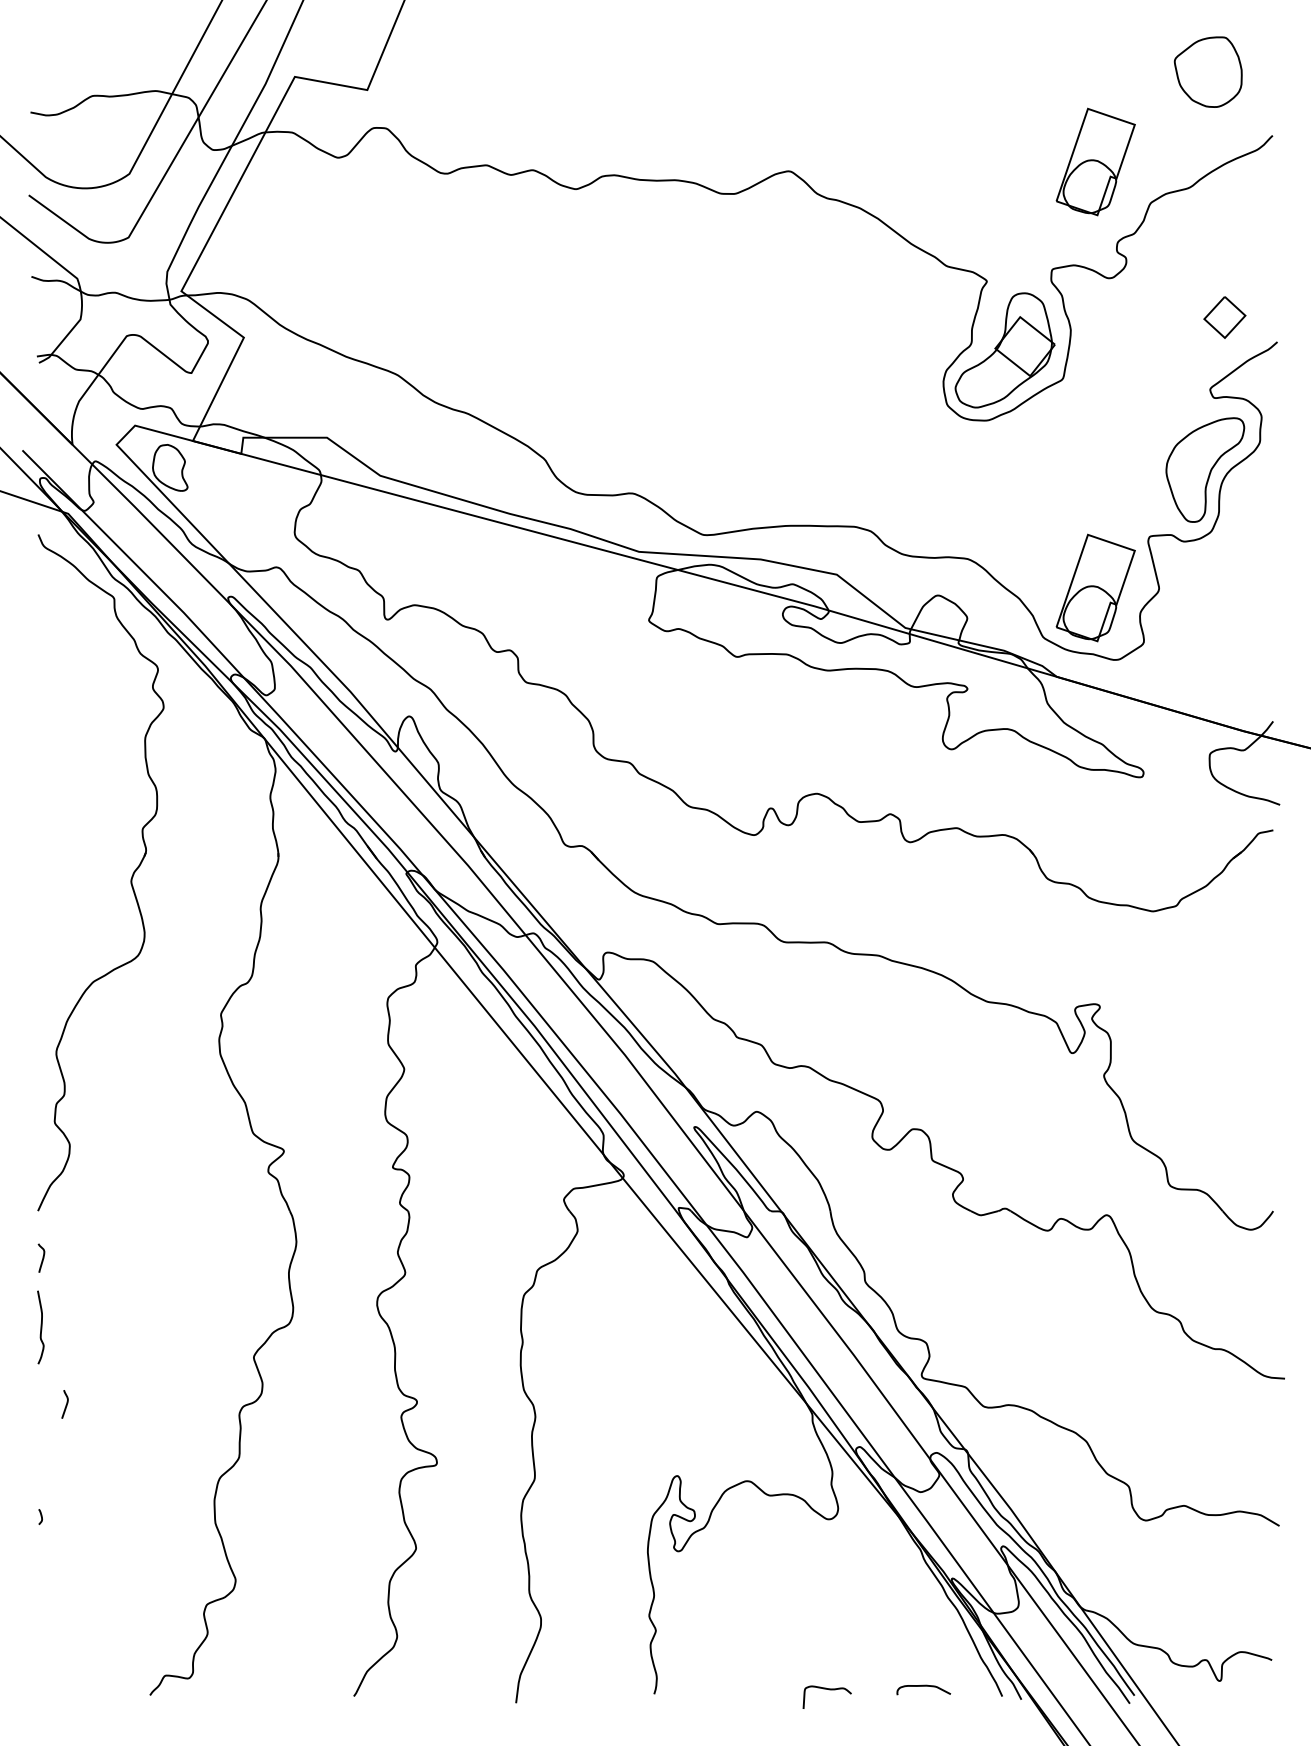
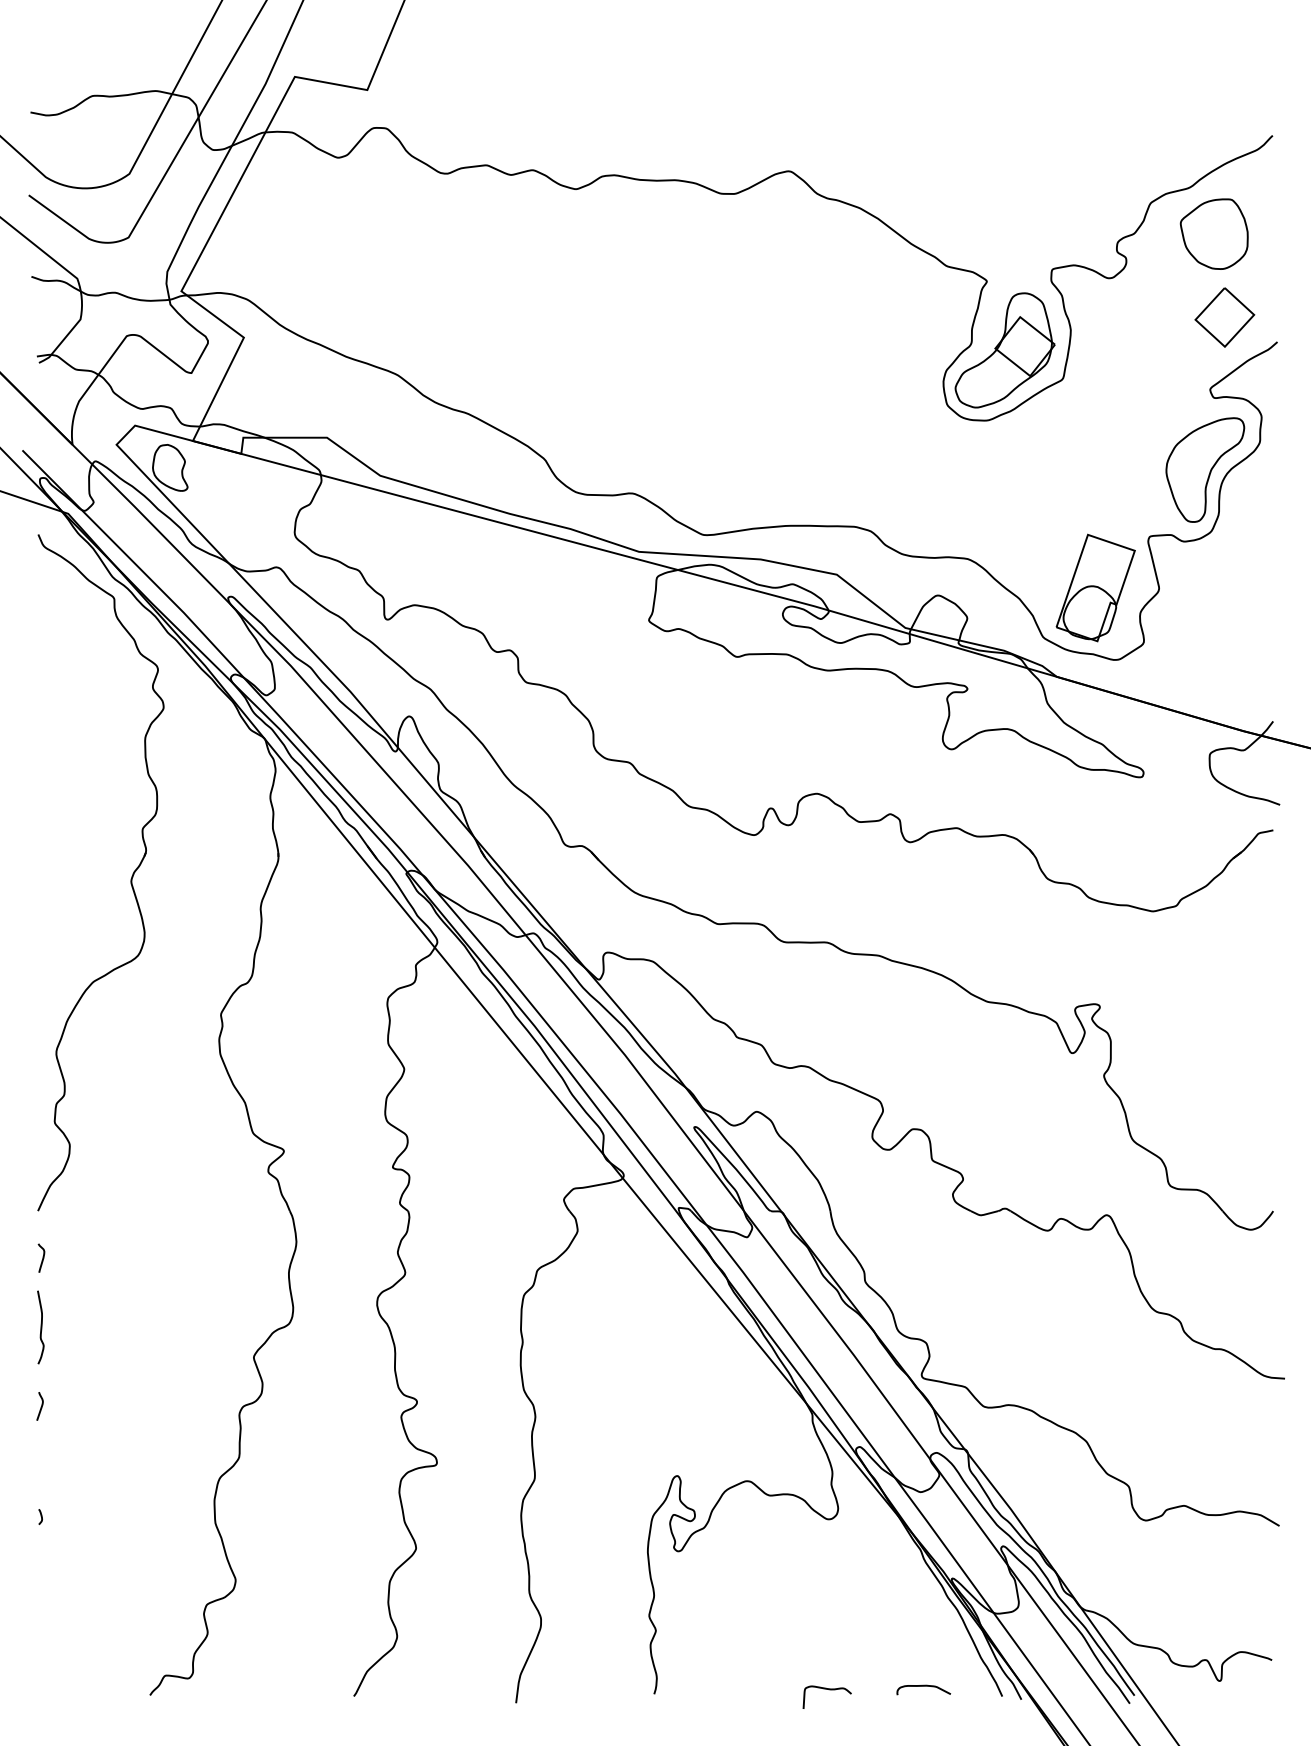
part position: (1207, 71) -> (1213, 233) (1213, 233)
part: present -> none (1095, 161)
part size: 44x43 px -> 62x61 px (1224, 317)
curve position: (65, 1405) -> (40, 1407) (40, 1407)
